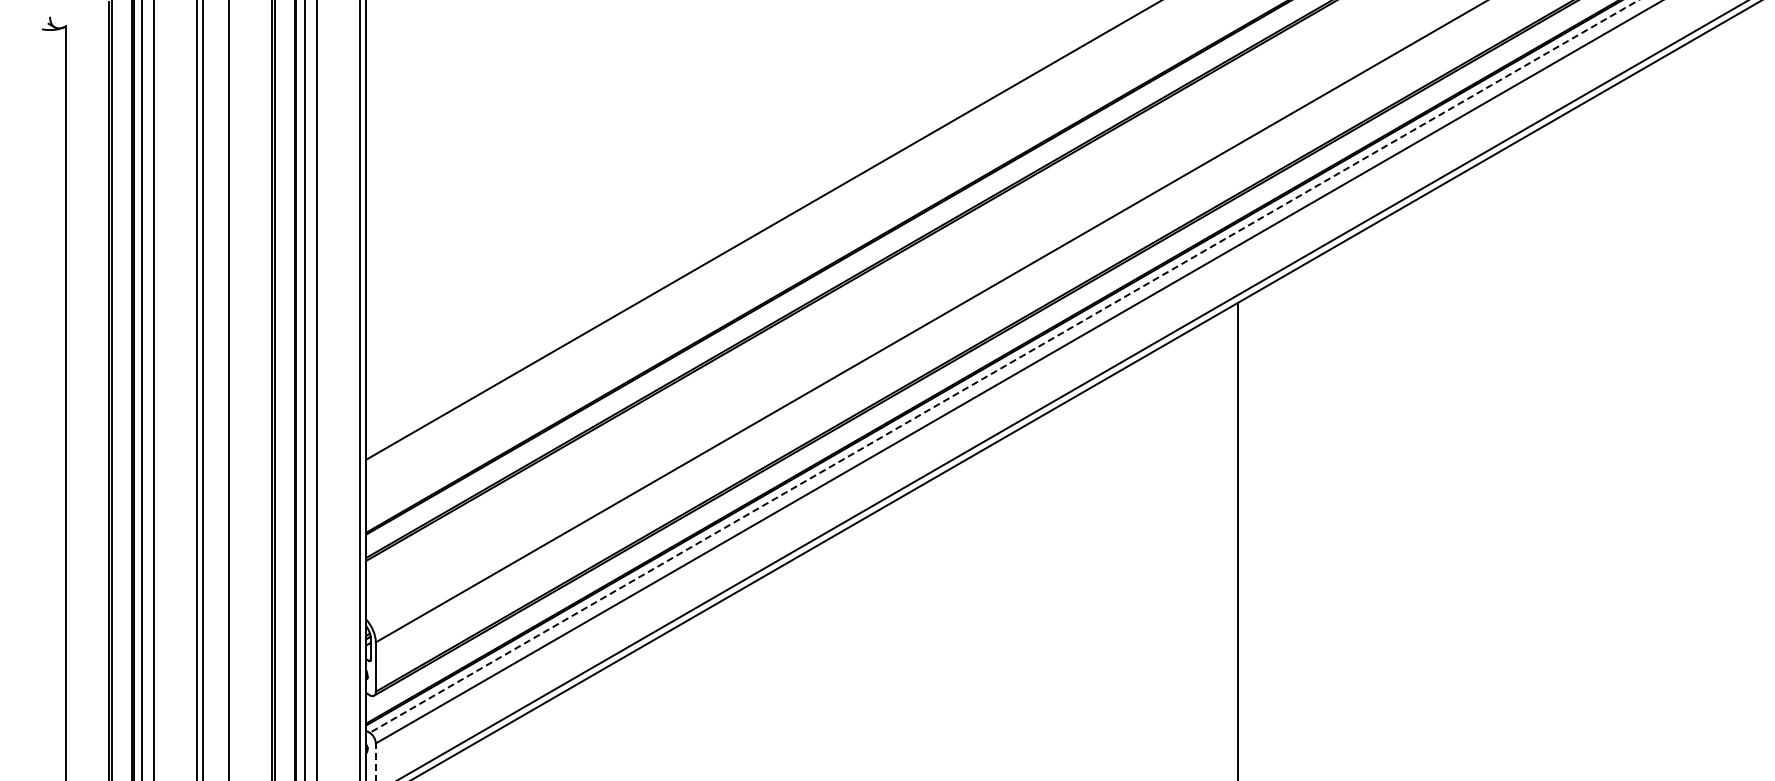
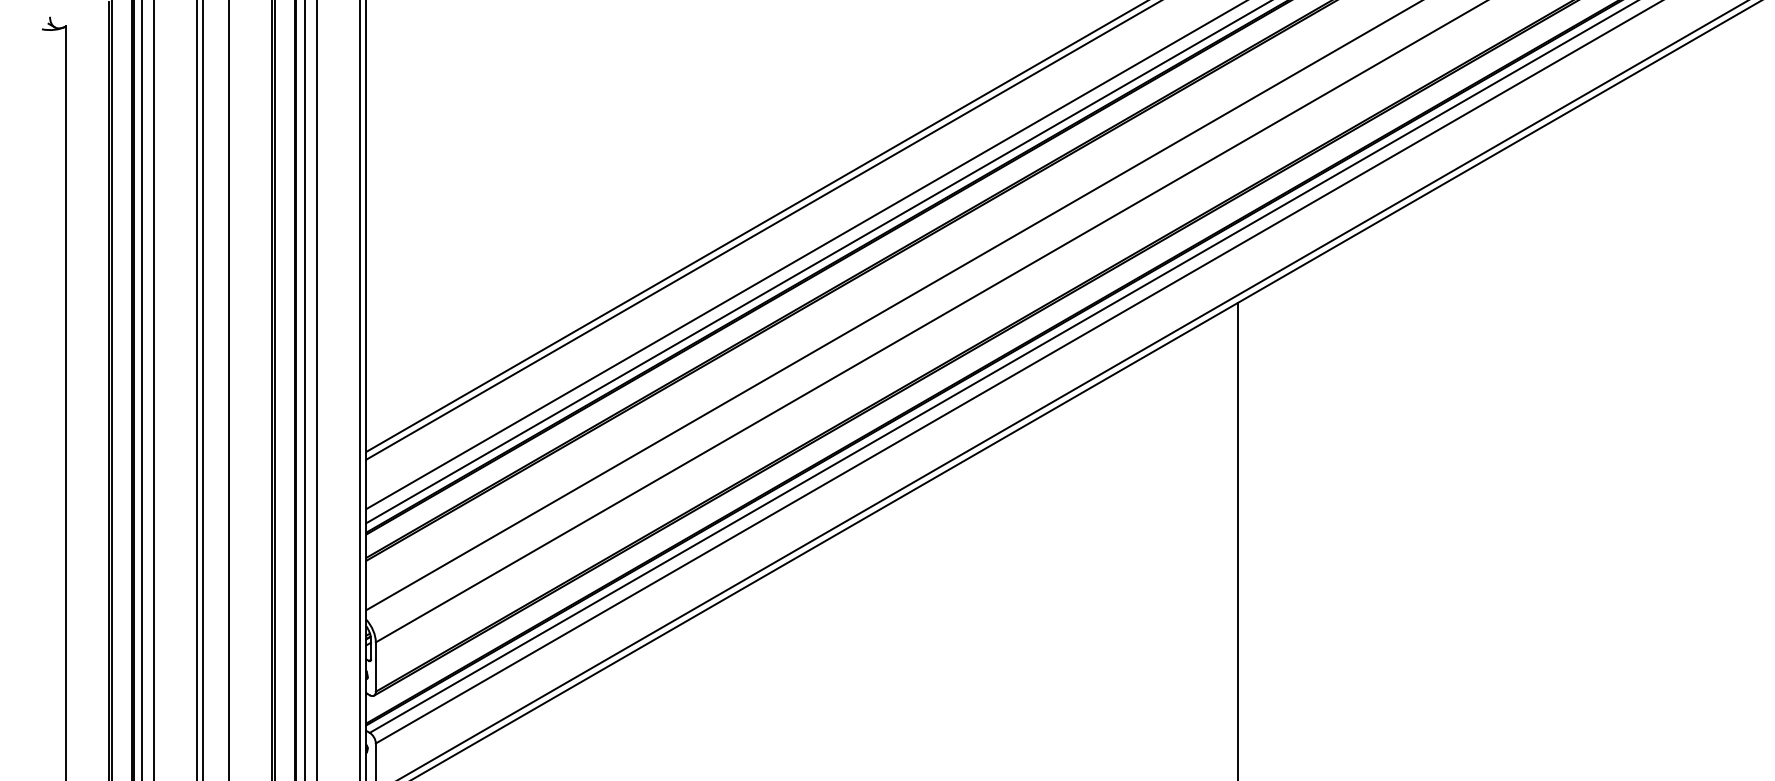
line: none -> present (755, 226)
line: none -> present (805, 255)
line: none -> present (817, 262)
line: none -> present (892, 306)
line: dashed -> solid (1004, 366)
line: dashed -> solid (375, 762)
